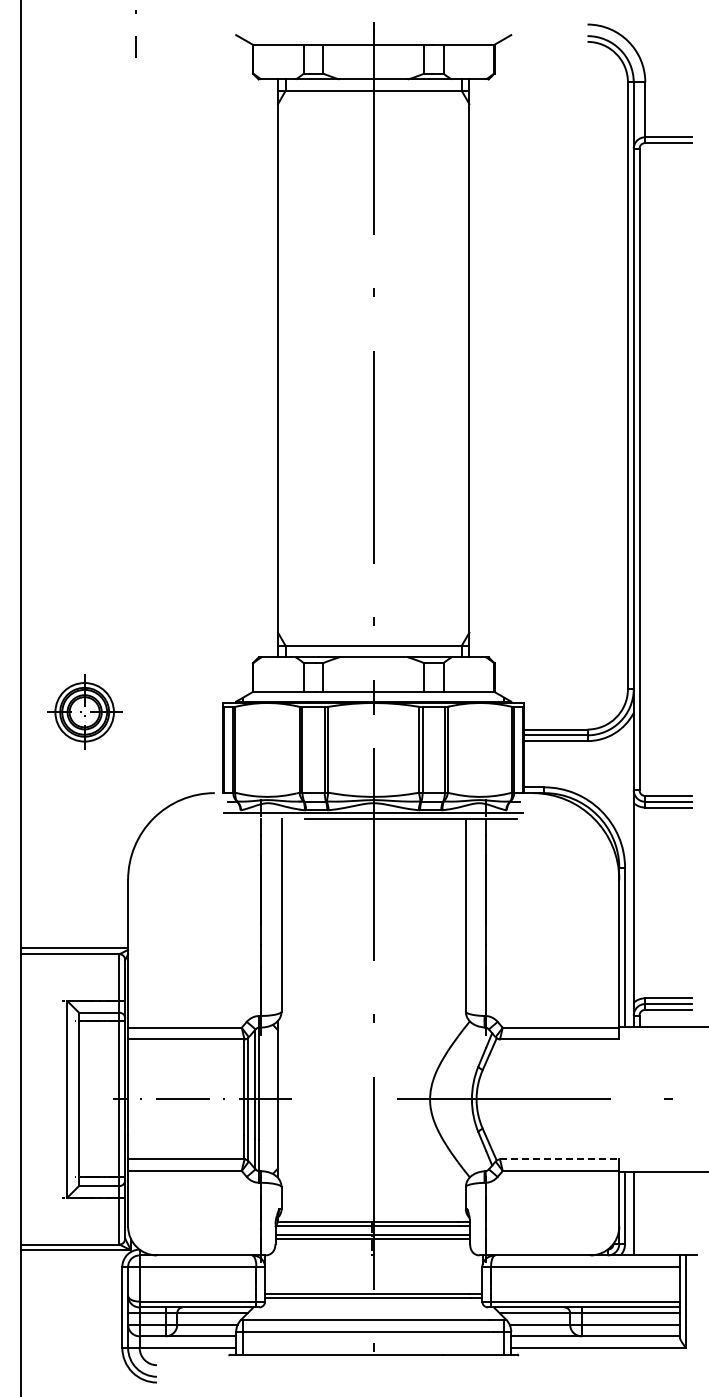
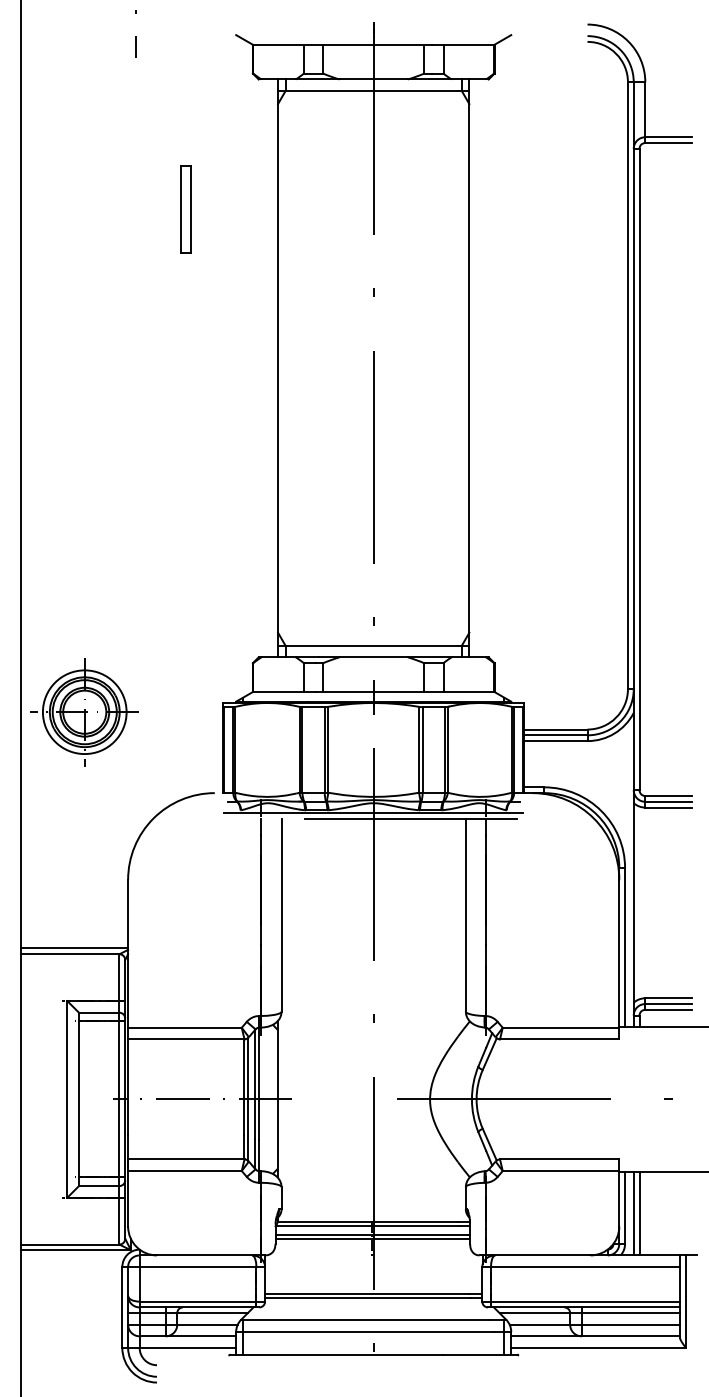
part: none -> present (185, 209)
part size: 76x76 px -> 109x109 px (84, 712)
line: dashed -> solid (559, 1159)
line: none -> present (639, 1213)
